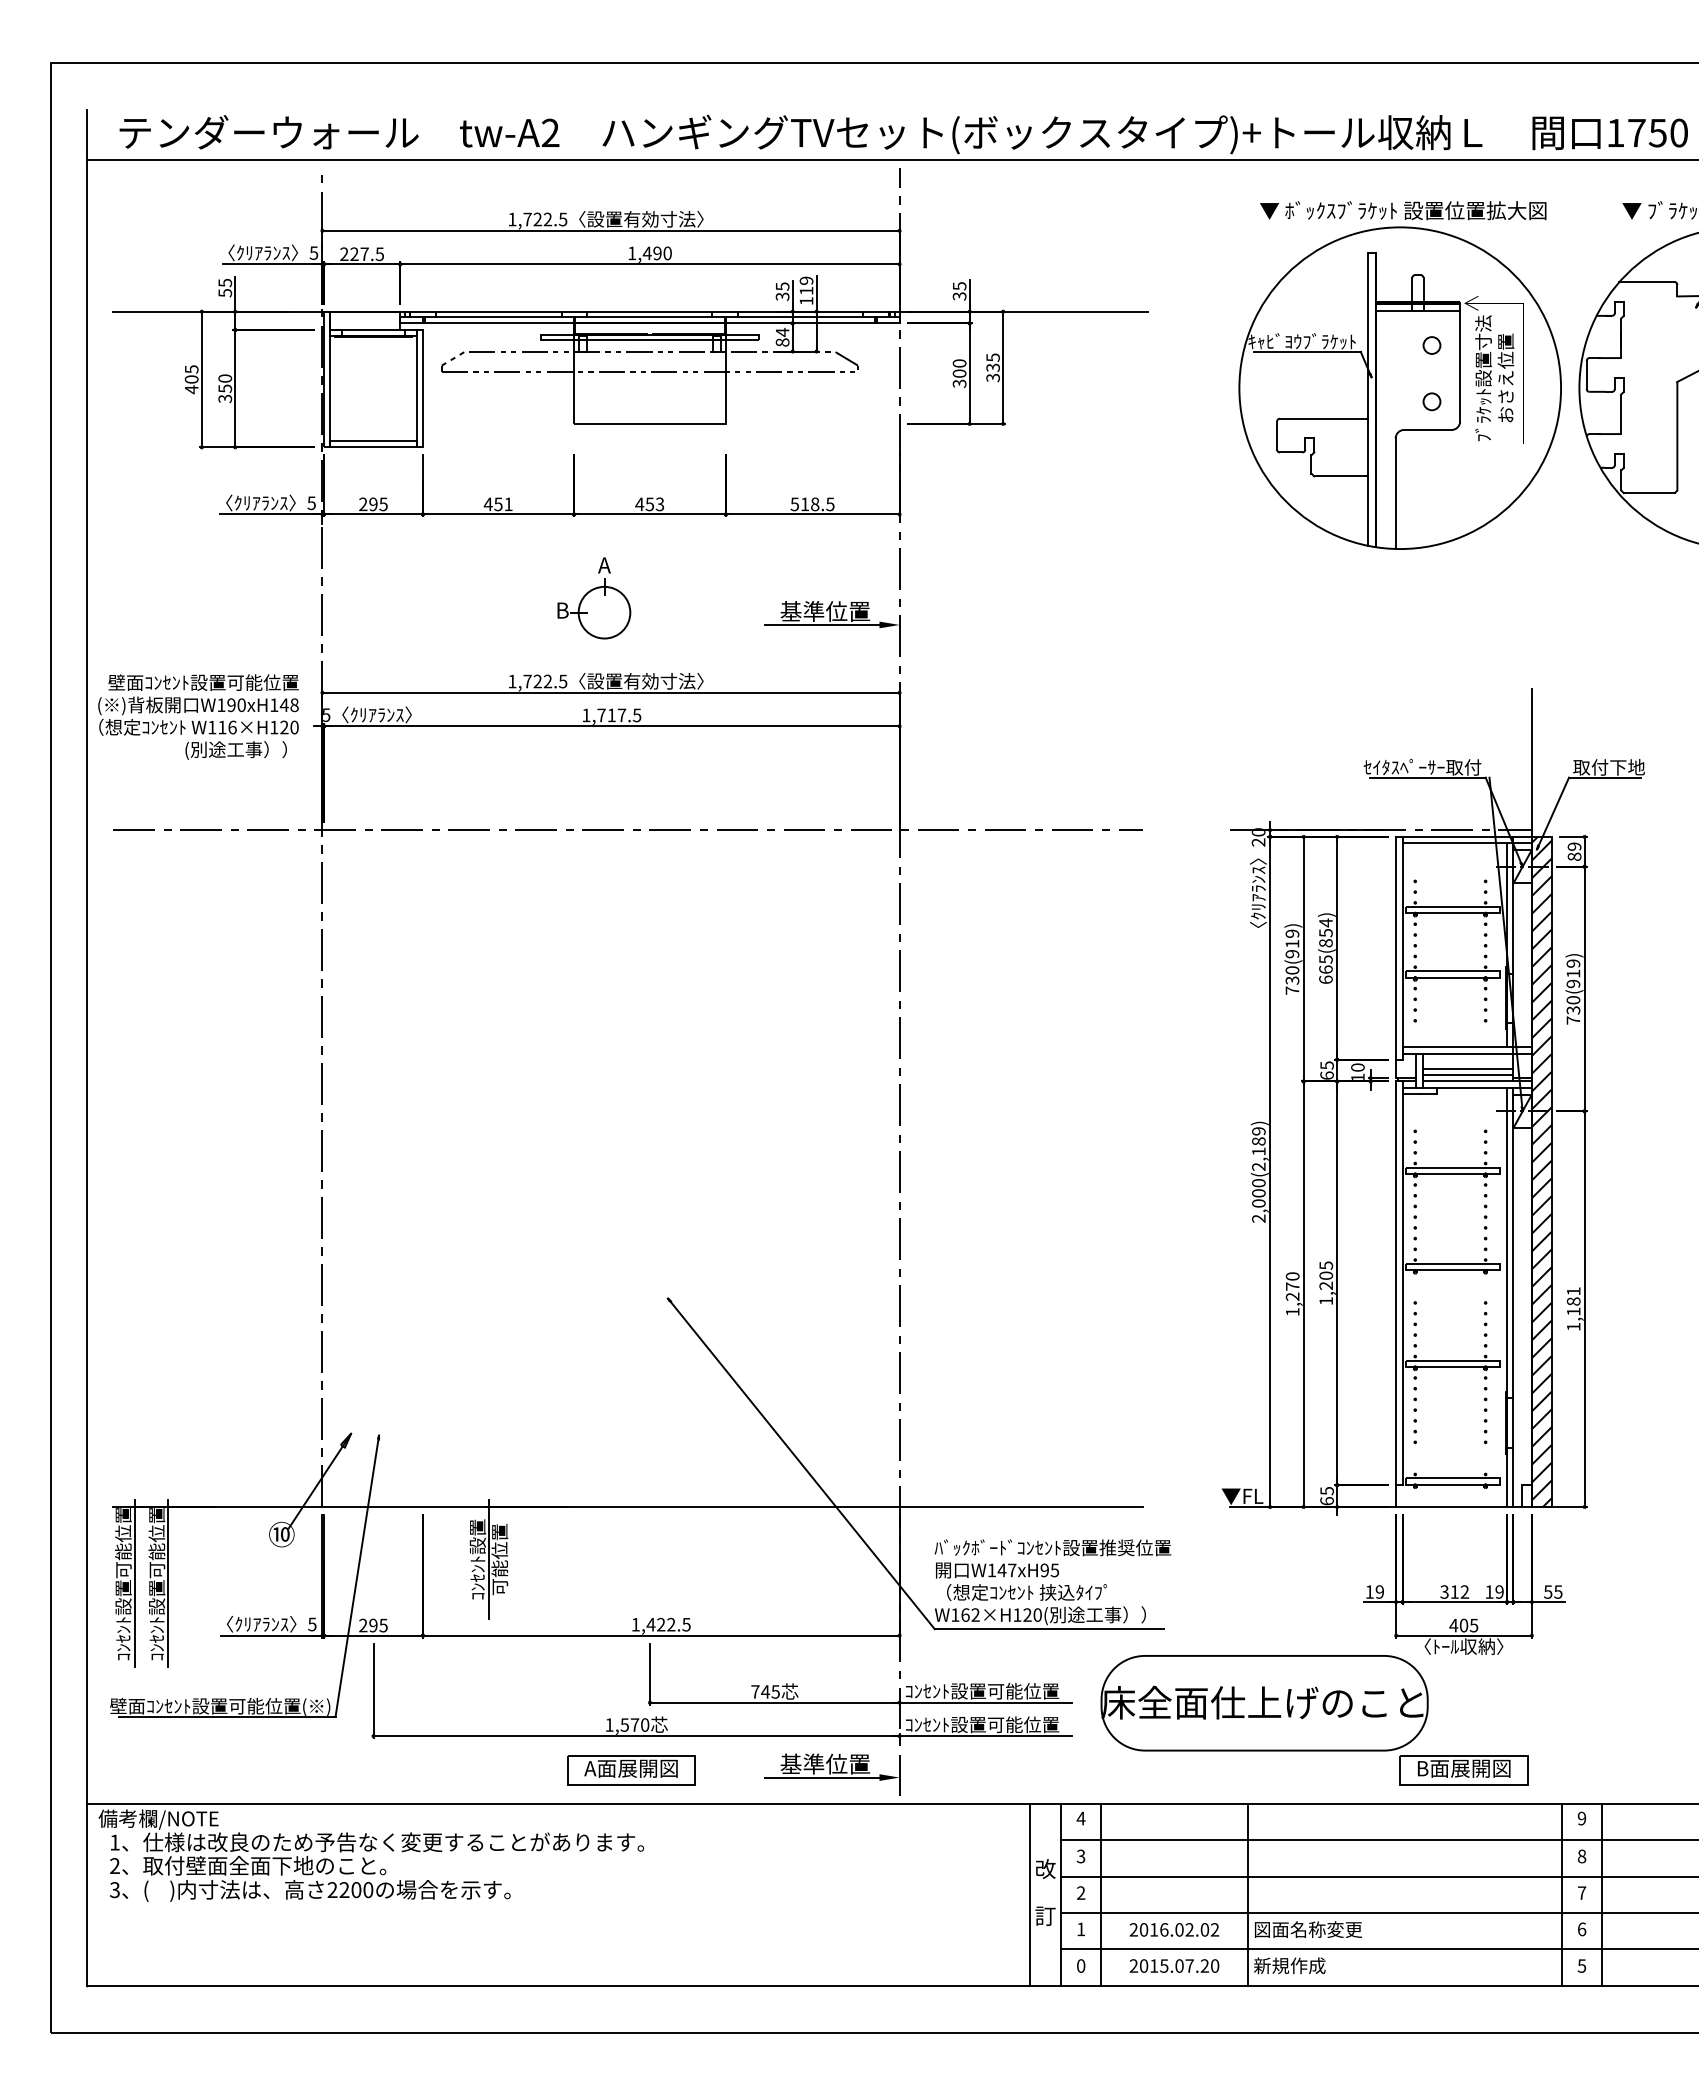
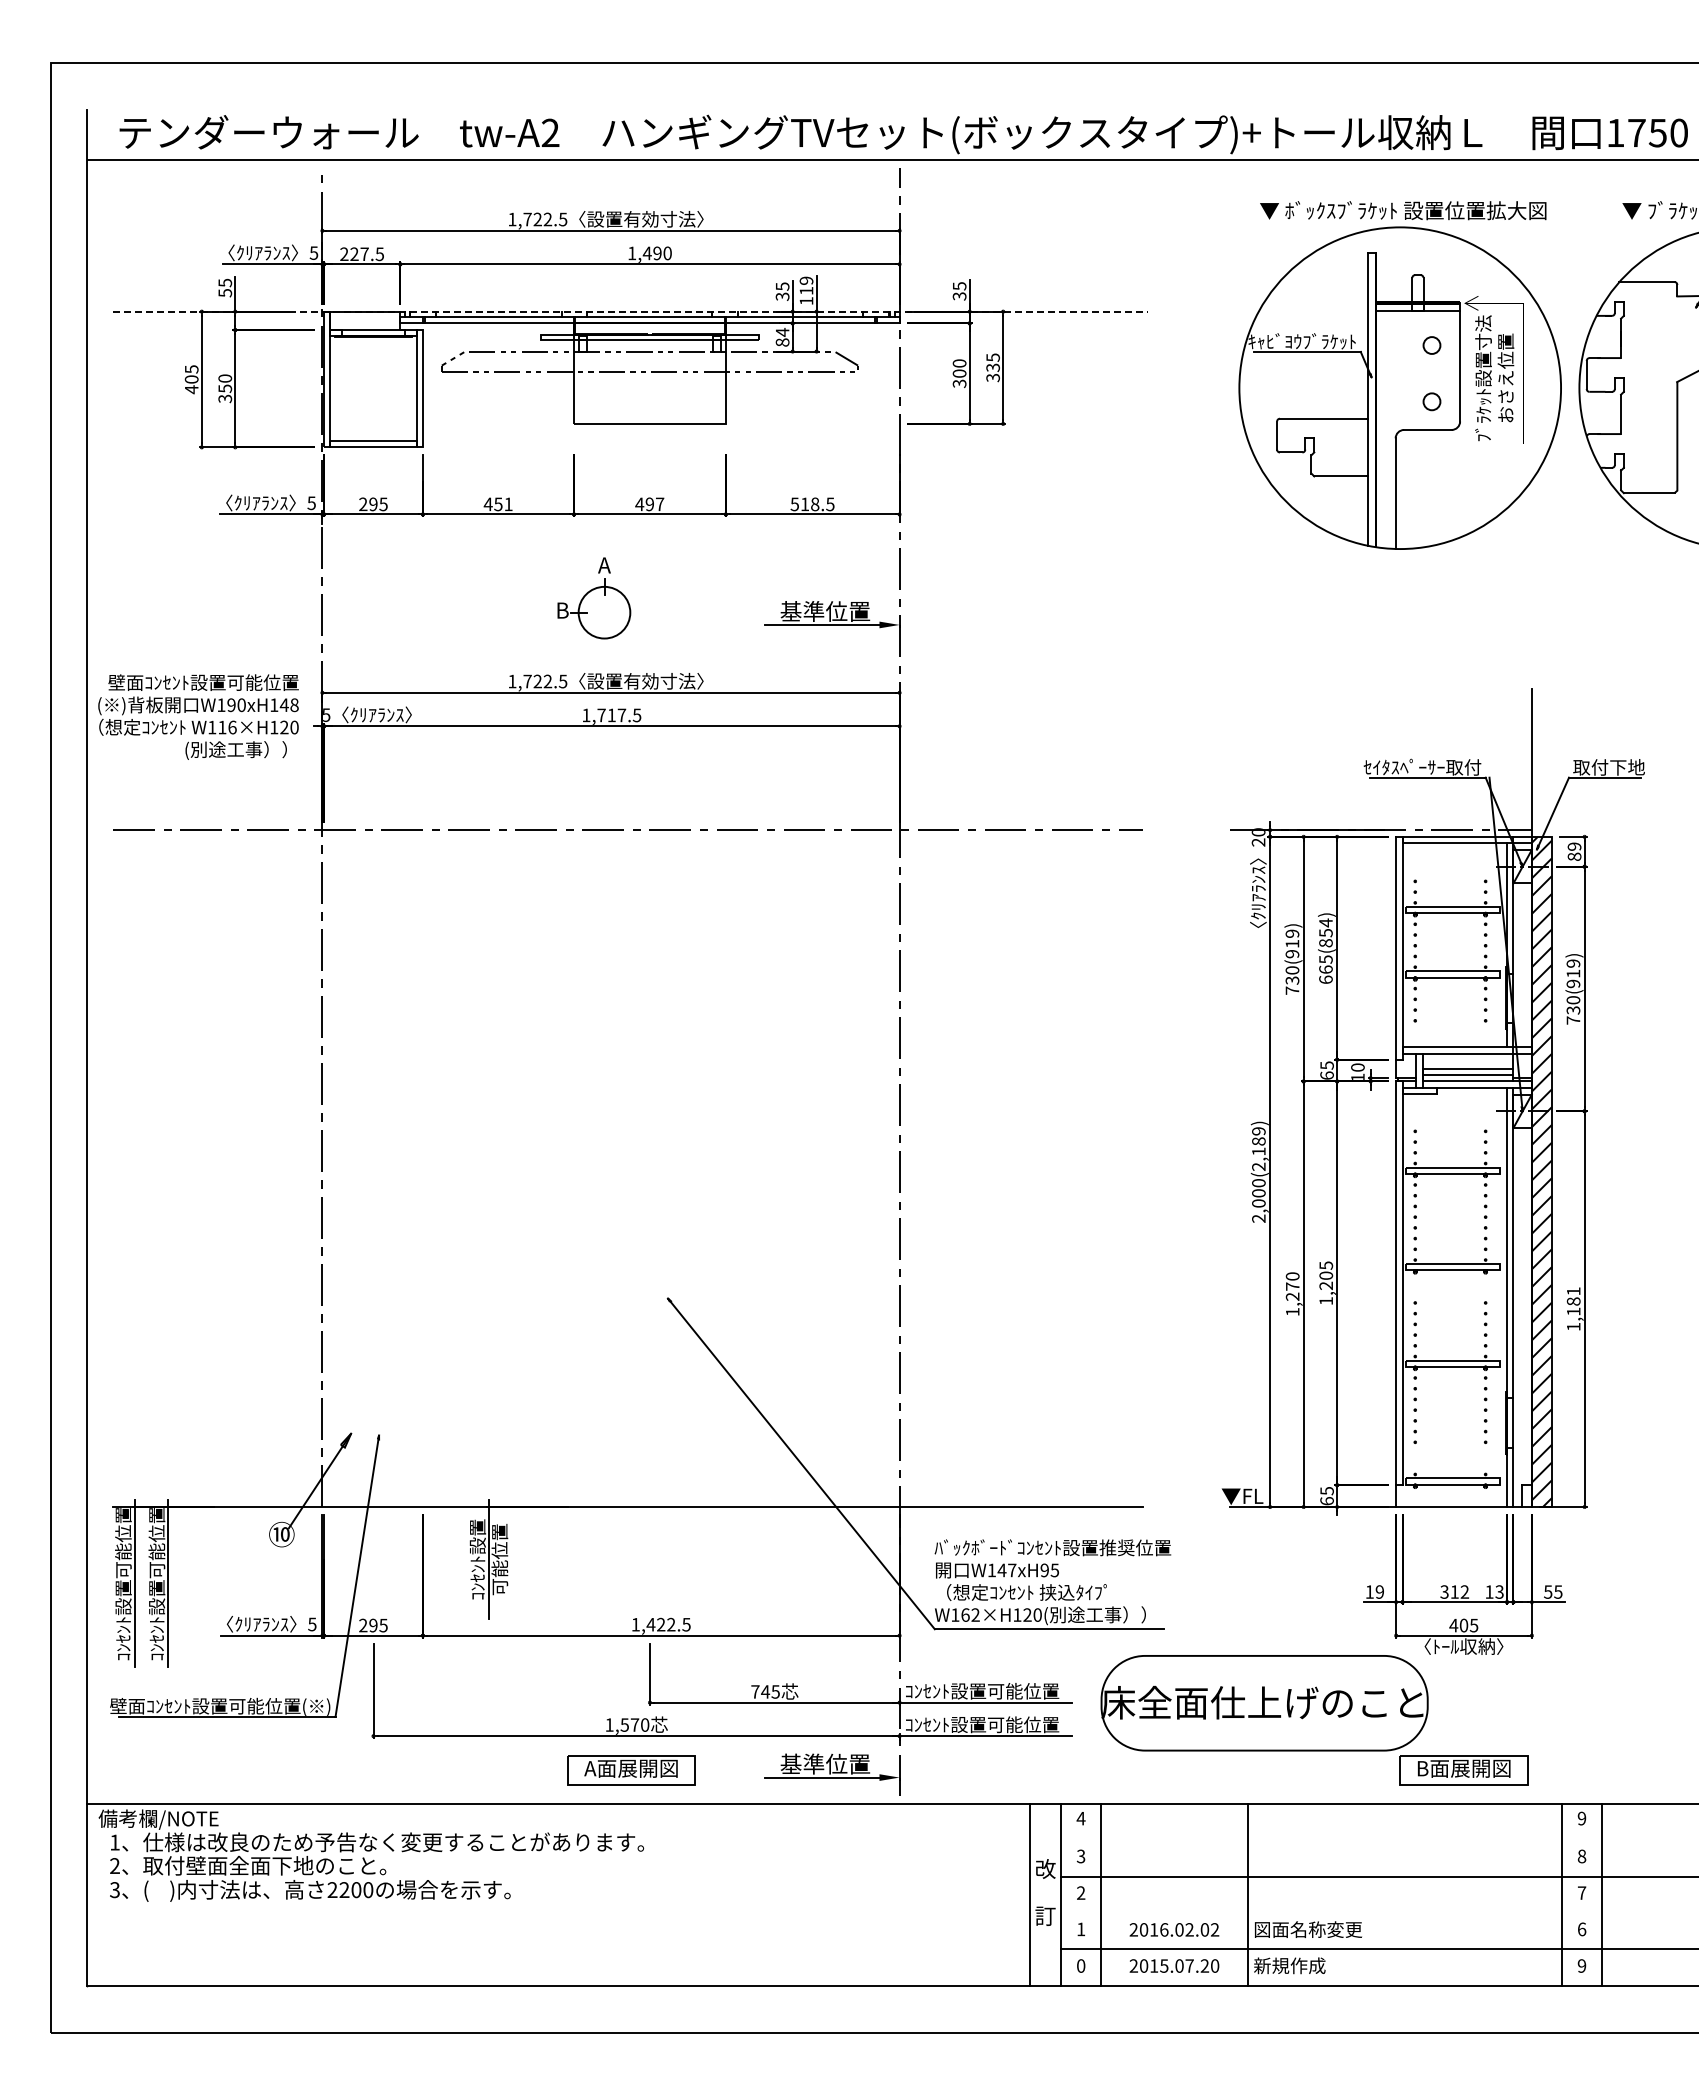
line: solid -> dashed (630, 311)
text: 453 -> 497 (654, 504)
text: 19 -> 13 (1499, 1591)
line: present -> none (1377, 1840)
line: present -> none (1377, 1912)
text: 5 -> 9 (1581, 1965)
